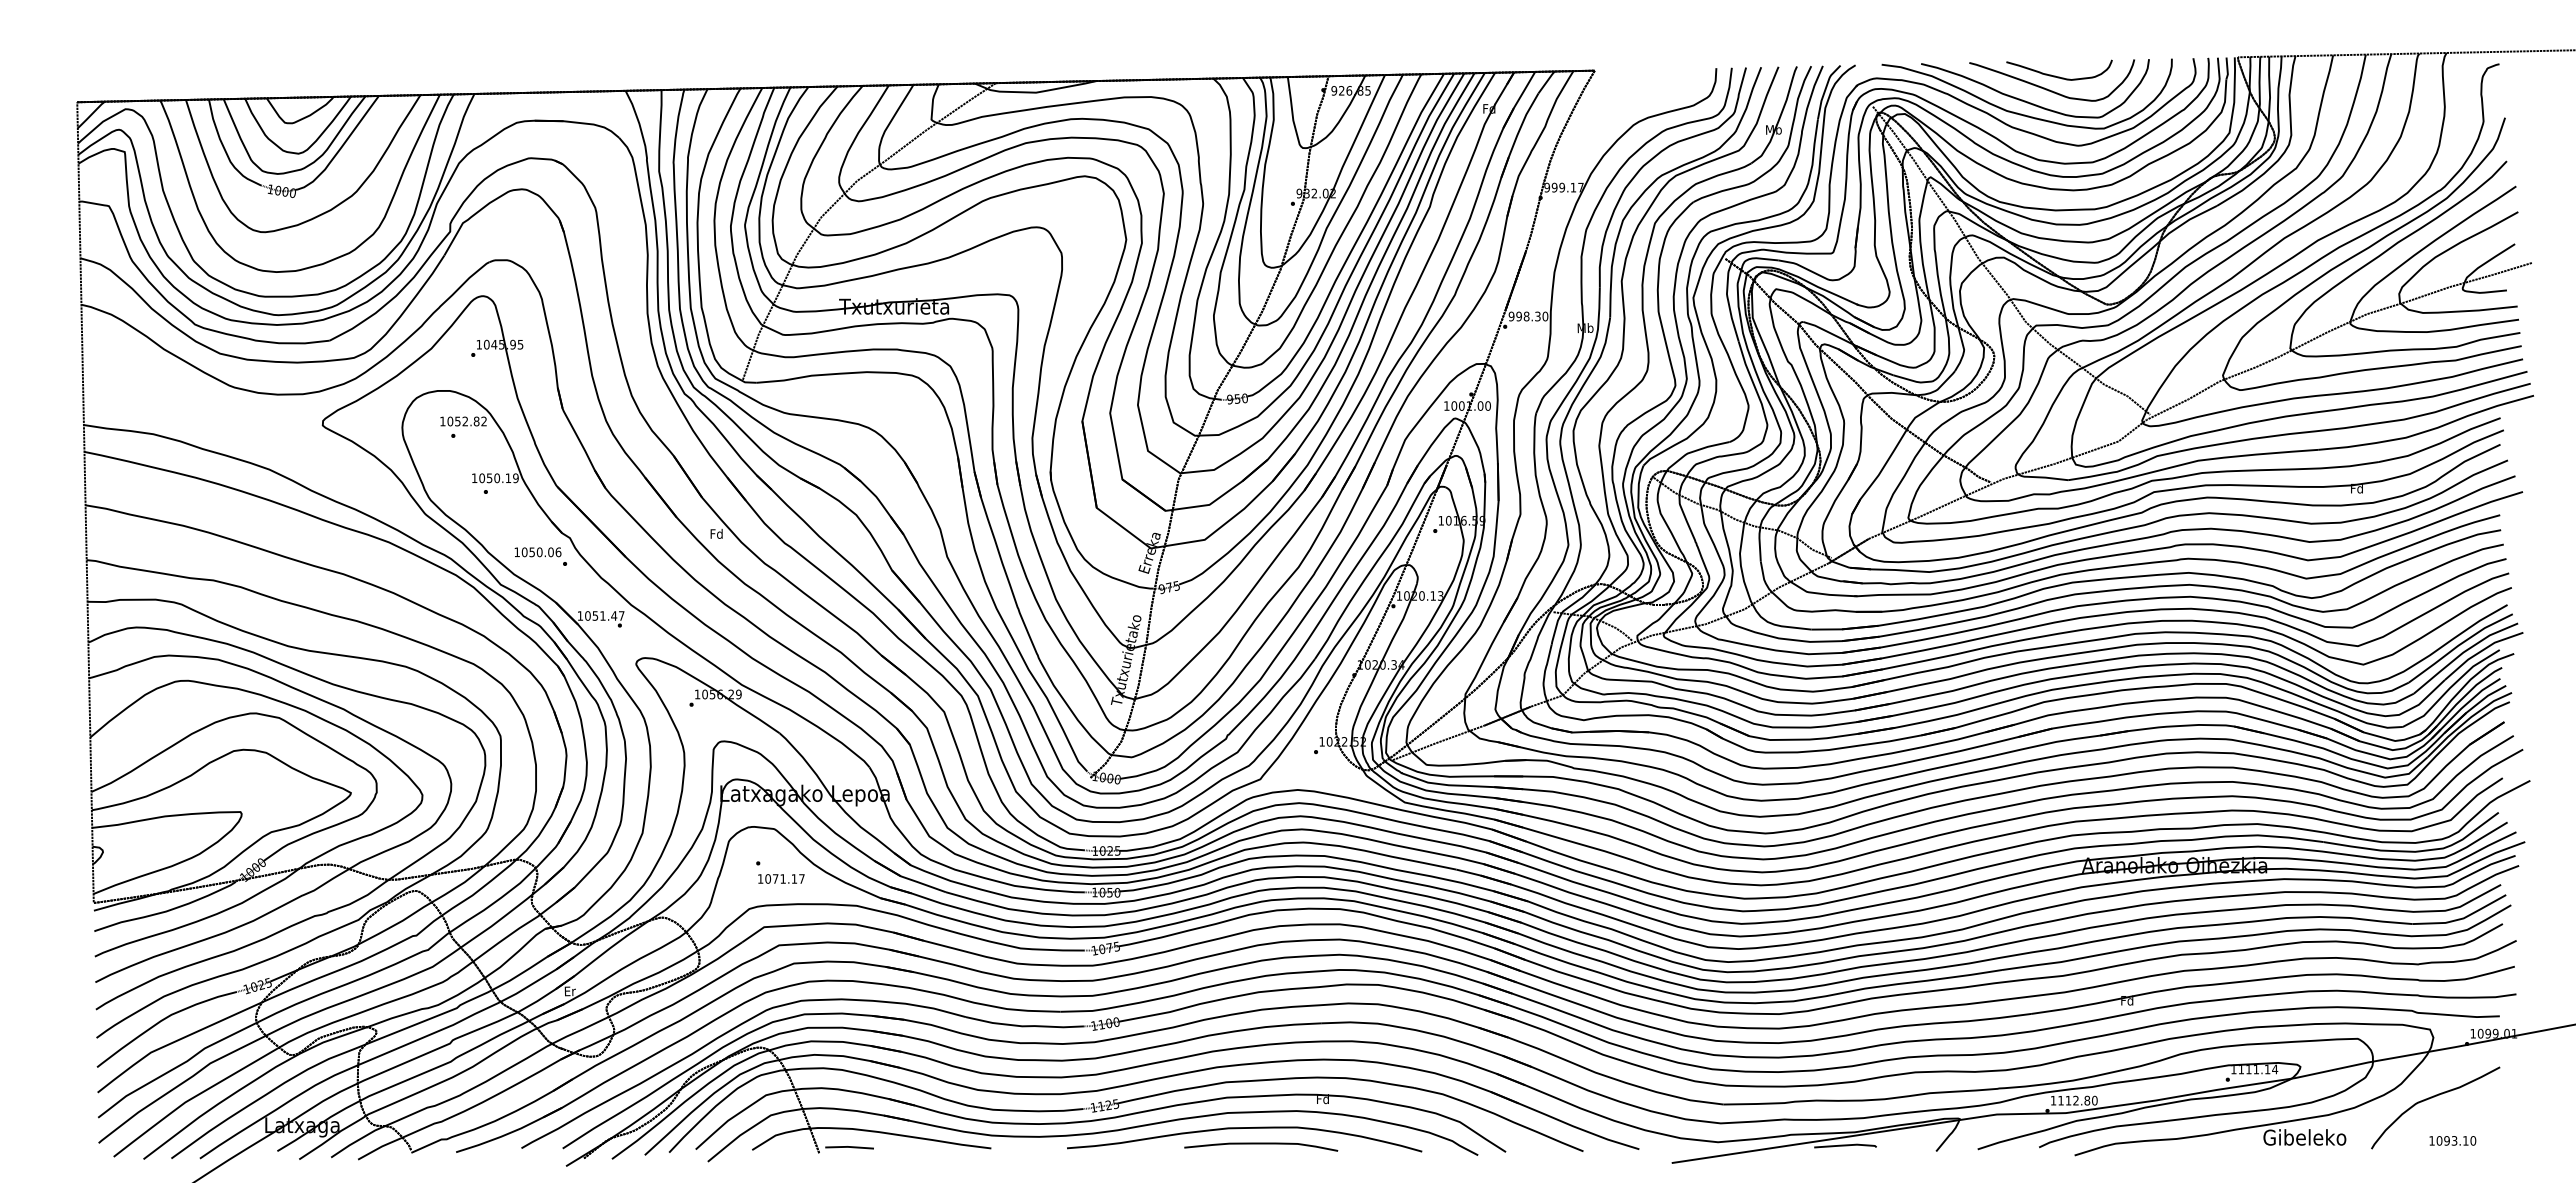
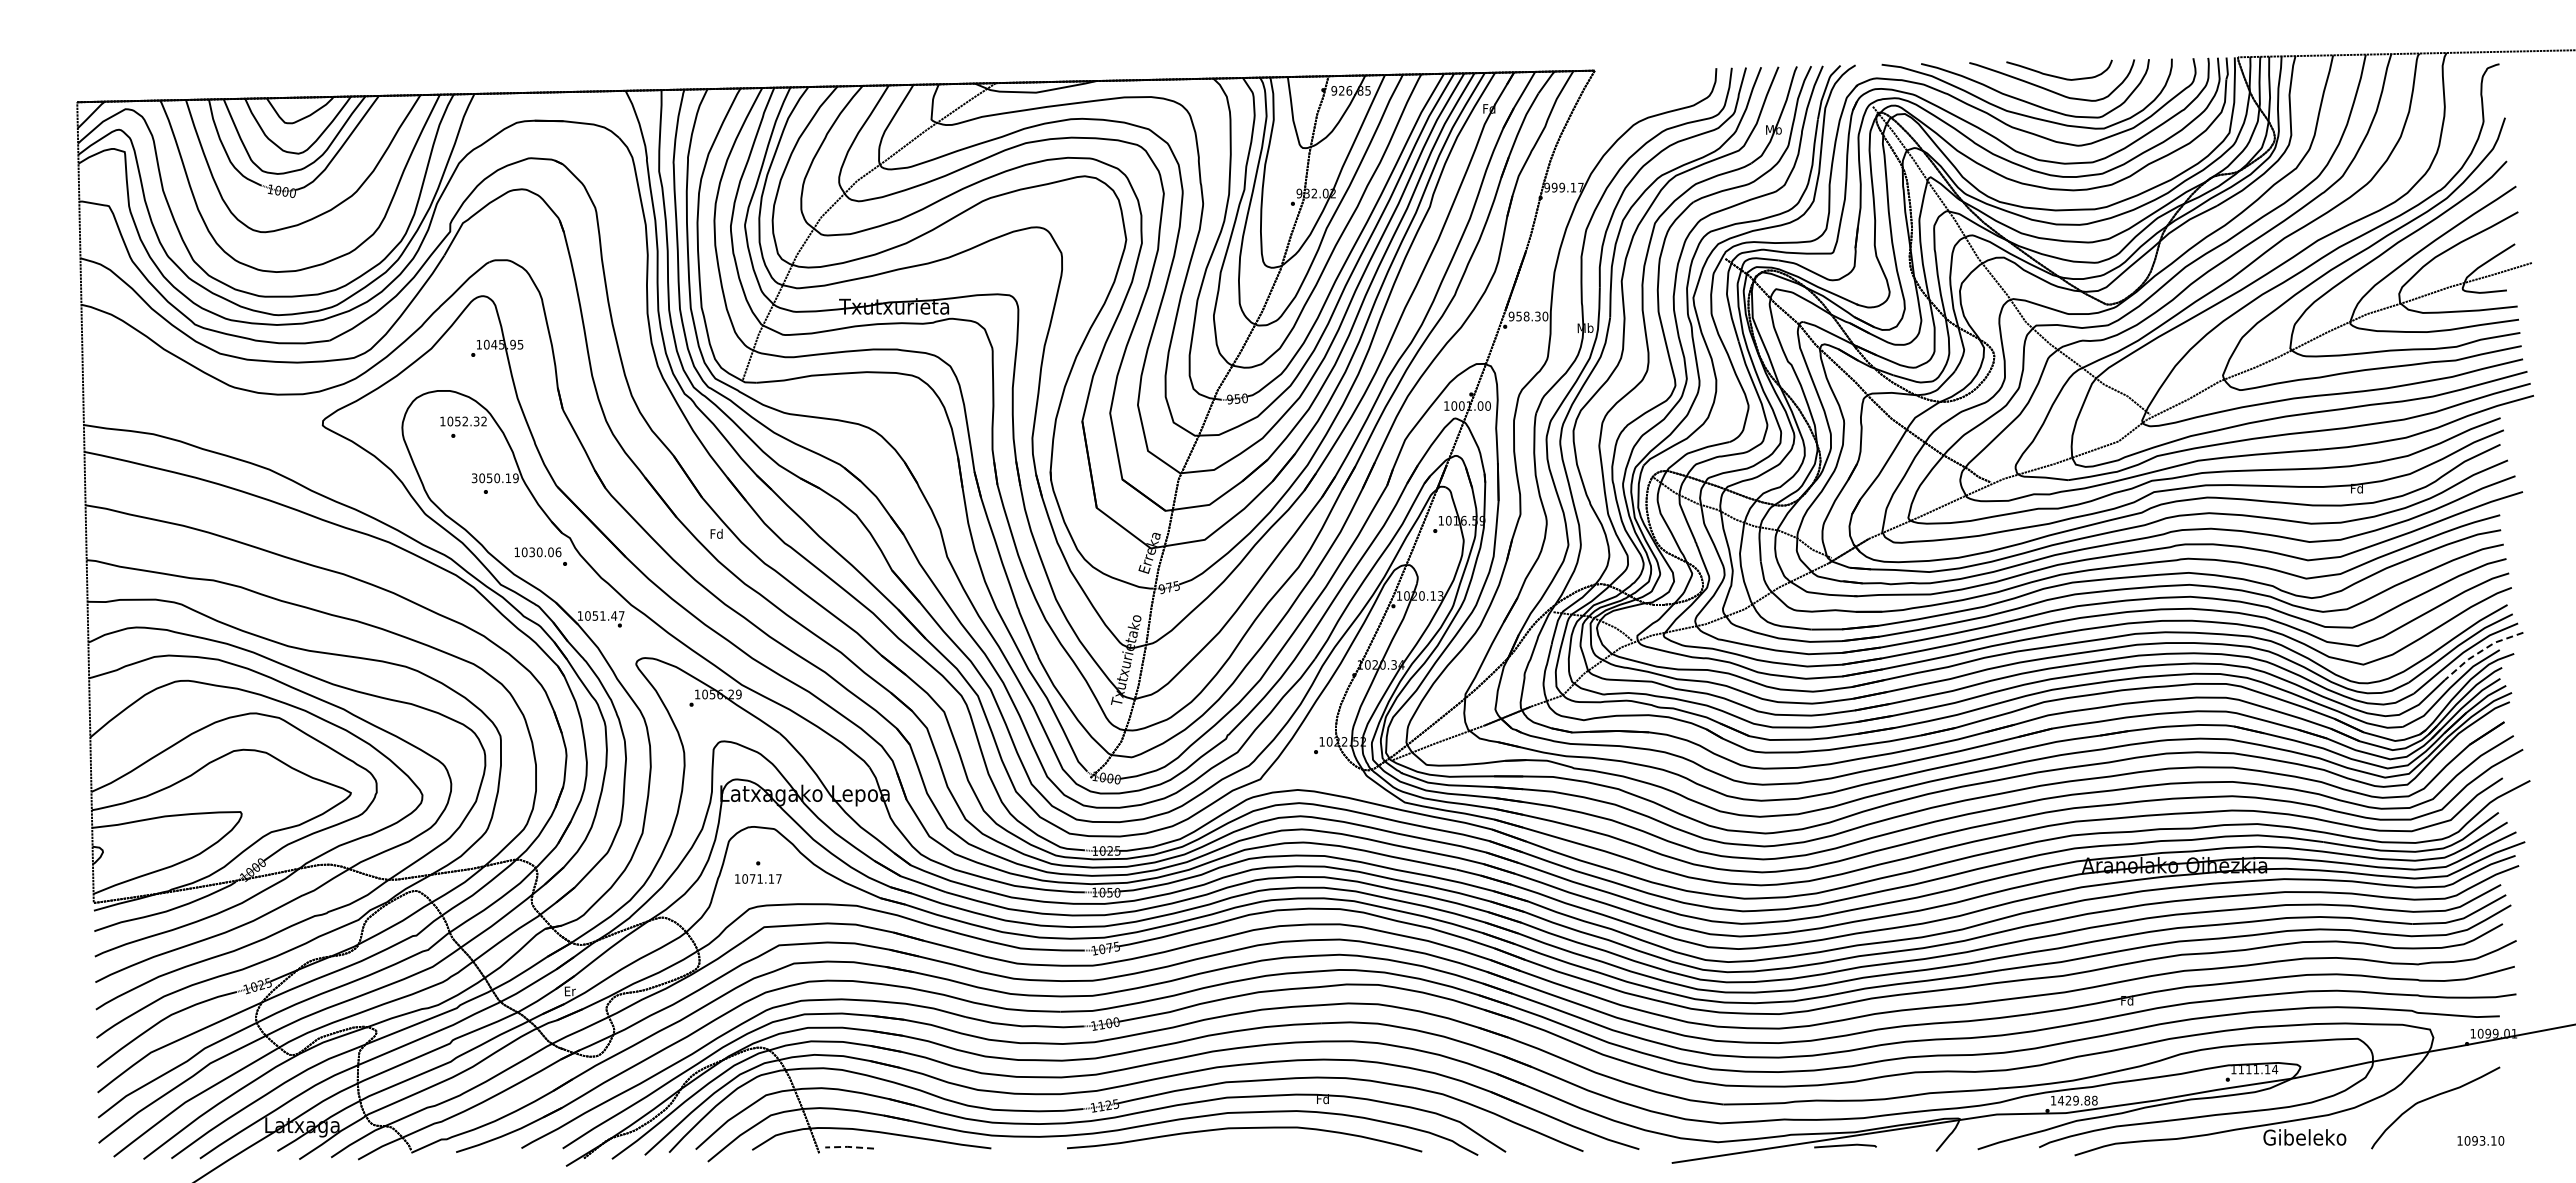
text: 998.30 -> 958.30 (1518, 315)
text: 1052.82 -> 1052.32 (476, 421)
text: 1050.19 -> 3050.19 (474, 478)
text: 1050.06 -> 1030.06 (531, 551)
line: solid -> dashed (2480, 651)
text position: (781, 878) -> (758, 878) (758, 878)
text: 1112.80 -> 1429.88 (2077, 1100)
text position: (2452, 1140) -> (2480, 1140) (2480, 1140)
curve: present -> none (1261, 1144)
line: solid -> dashed (848, 1146)
